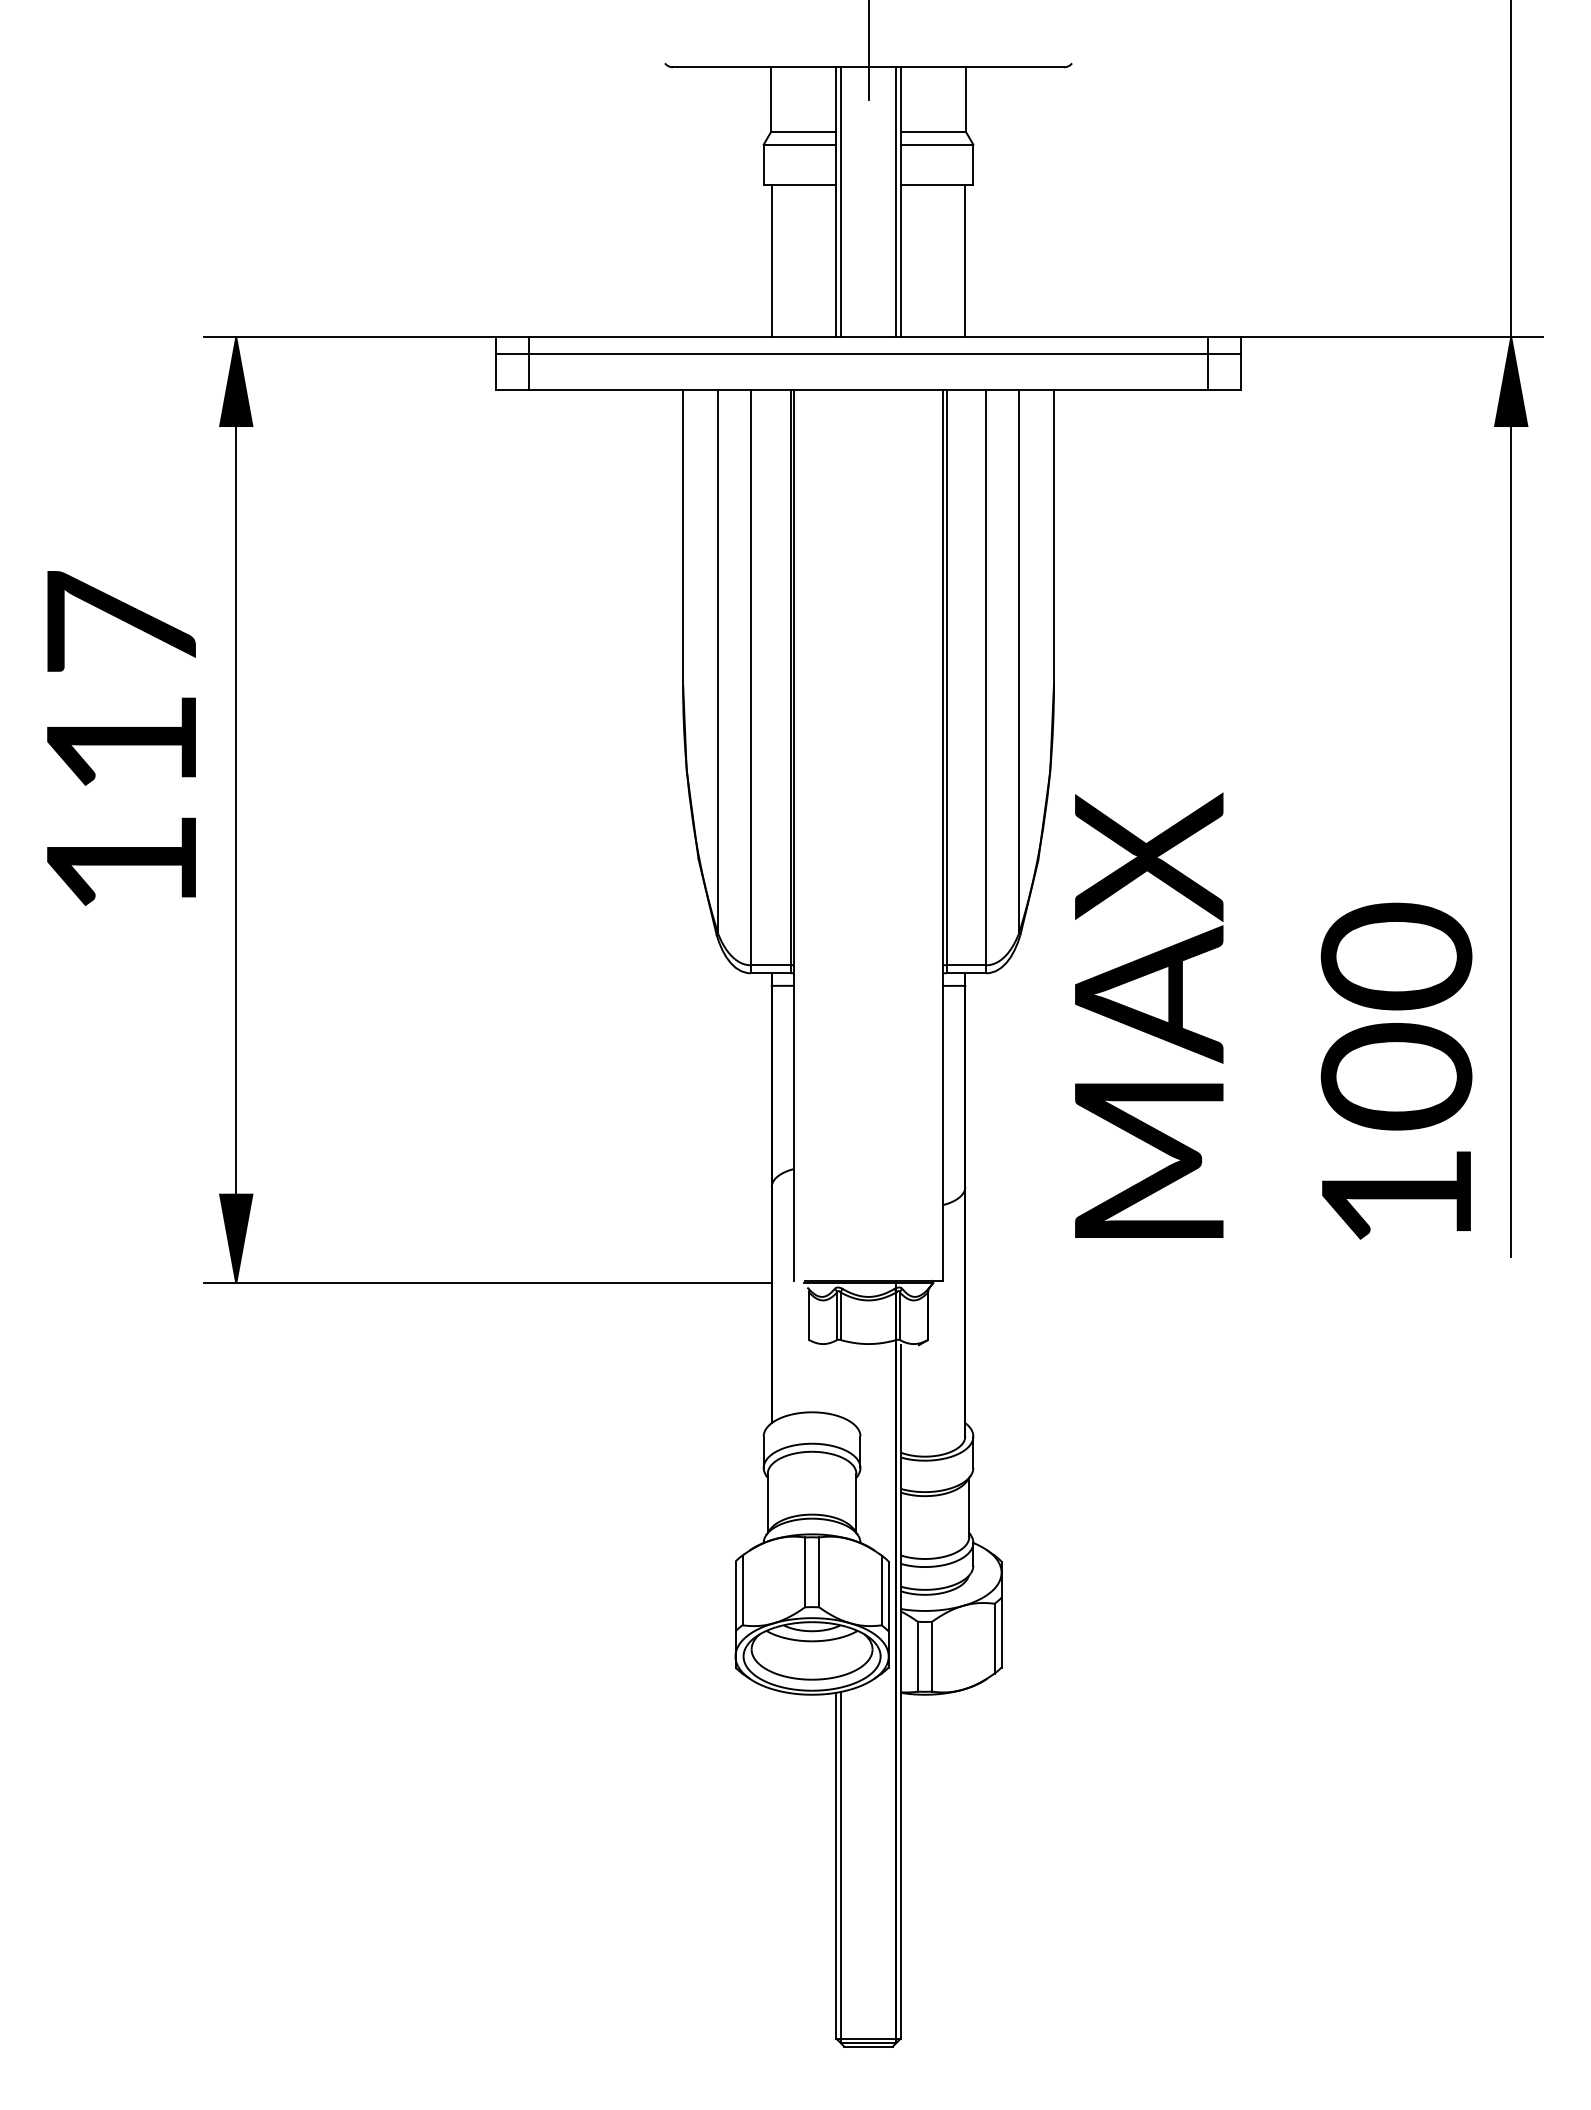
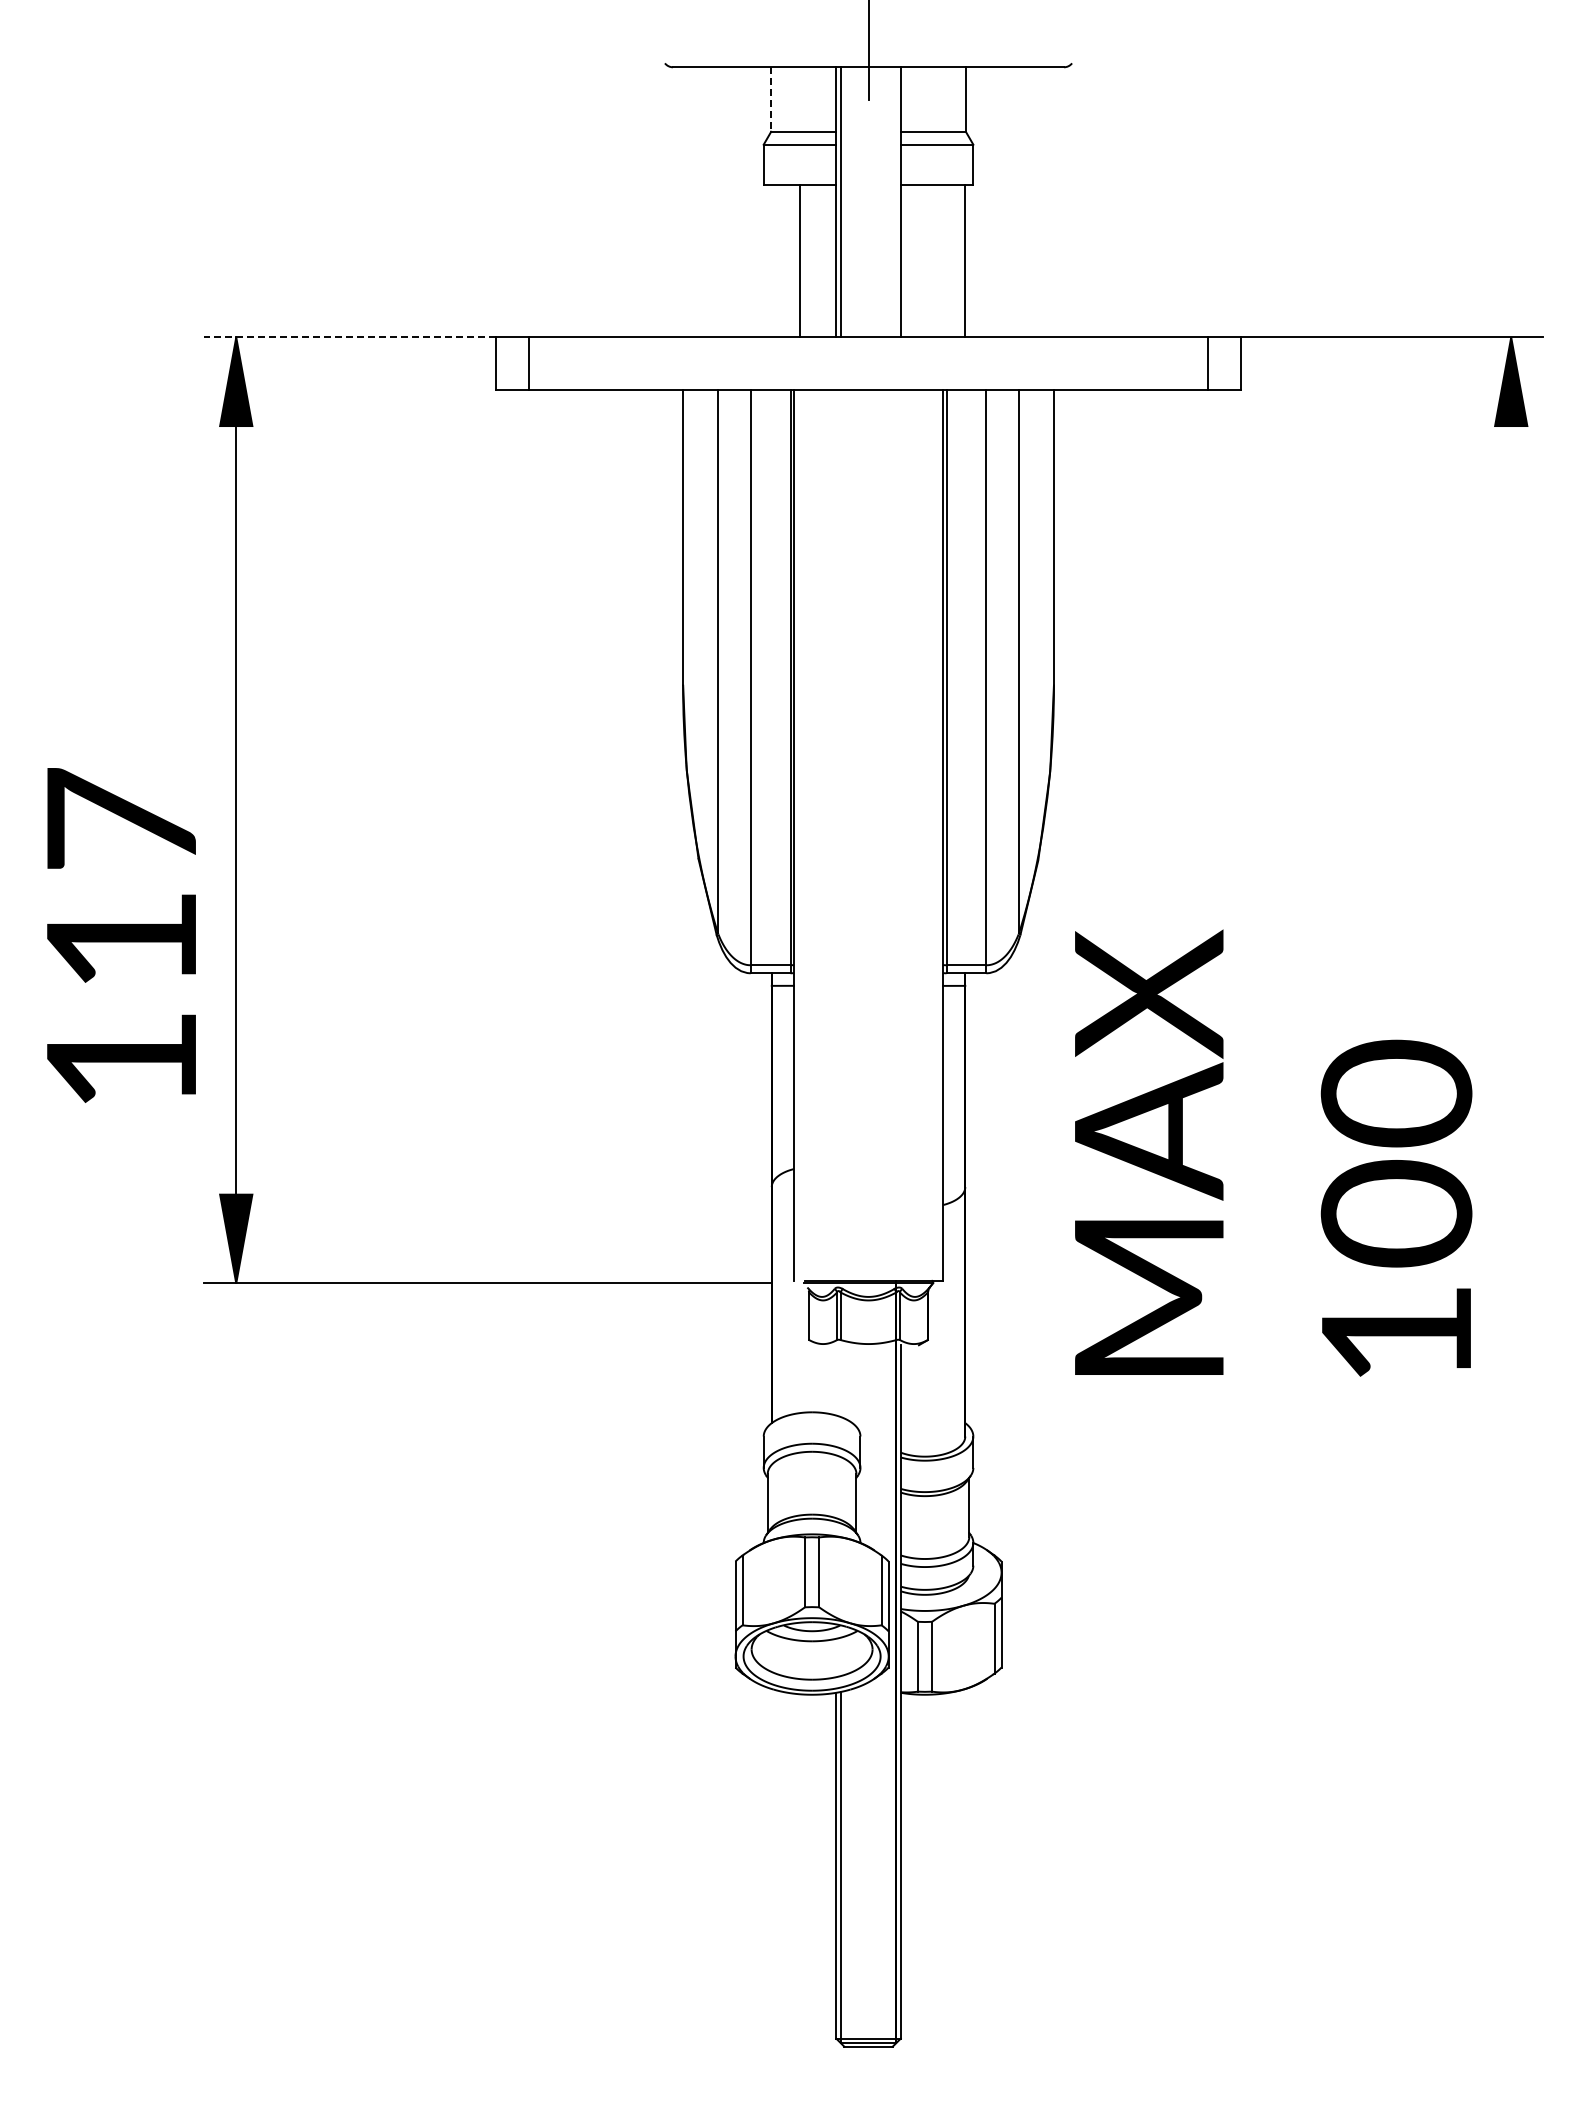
line: solid -> dashed (771, 100)
line: present -> none (895, 202)
line position: (771, 261) -> (799, 261) (799, 261)
line: solid -> dashed (349, 337)
line: present -> none (868, 353)
line: present -> none (1511, 629)
text position: (121, 738) -> (121, 935) (121, 935)
text position: (1273, 1015) -> (1273, 1152) (1273, 1152)
